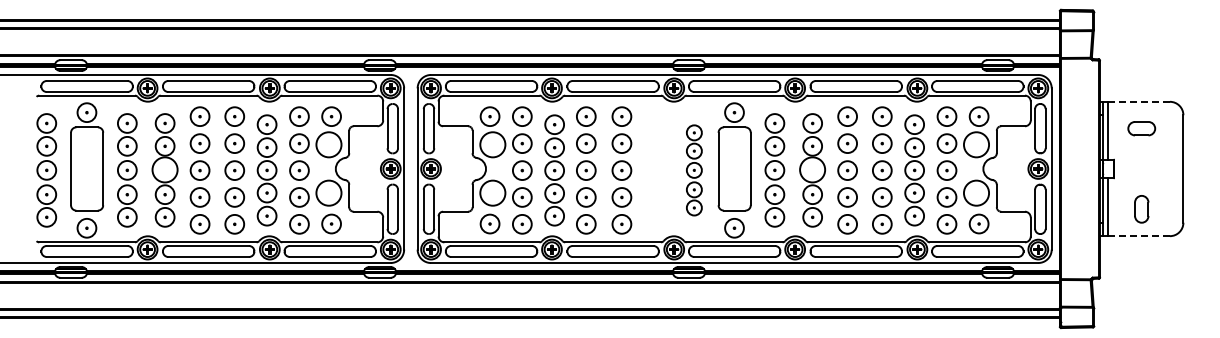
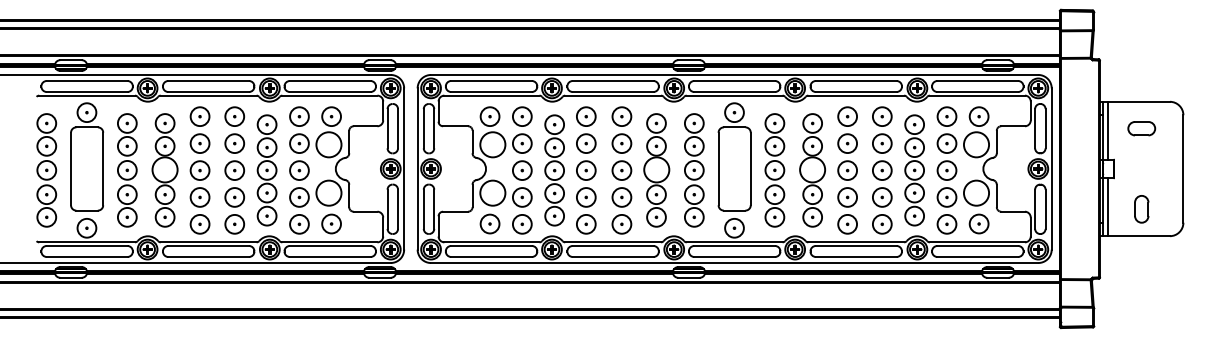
line: dashed -> solid (1139, 101)
part: none -> present (656, 170)
part size: 17x93 px -> 21x115 px (694, 170)
line: dashed -> solid (1139, 236)
